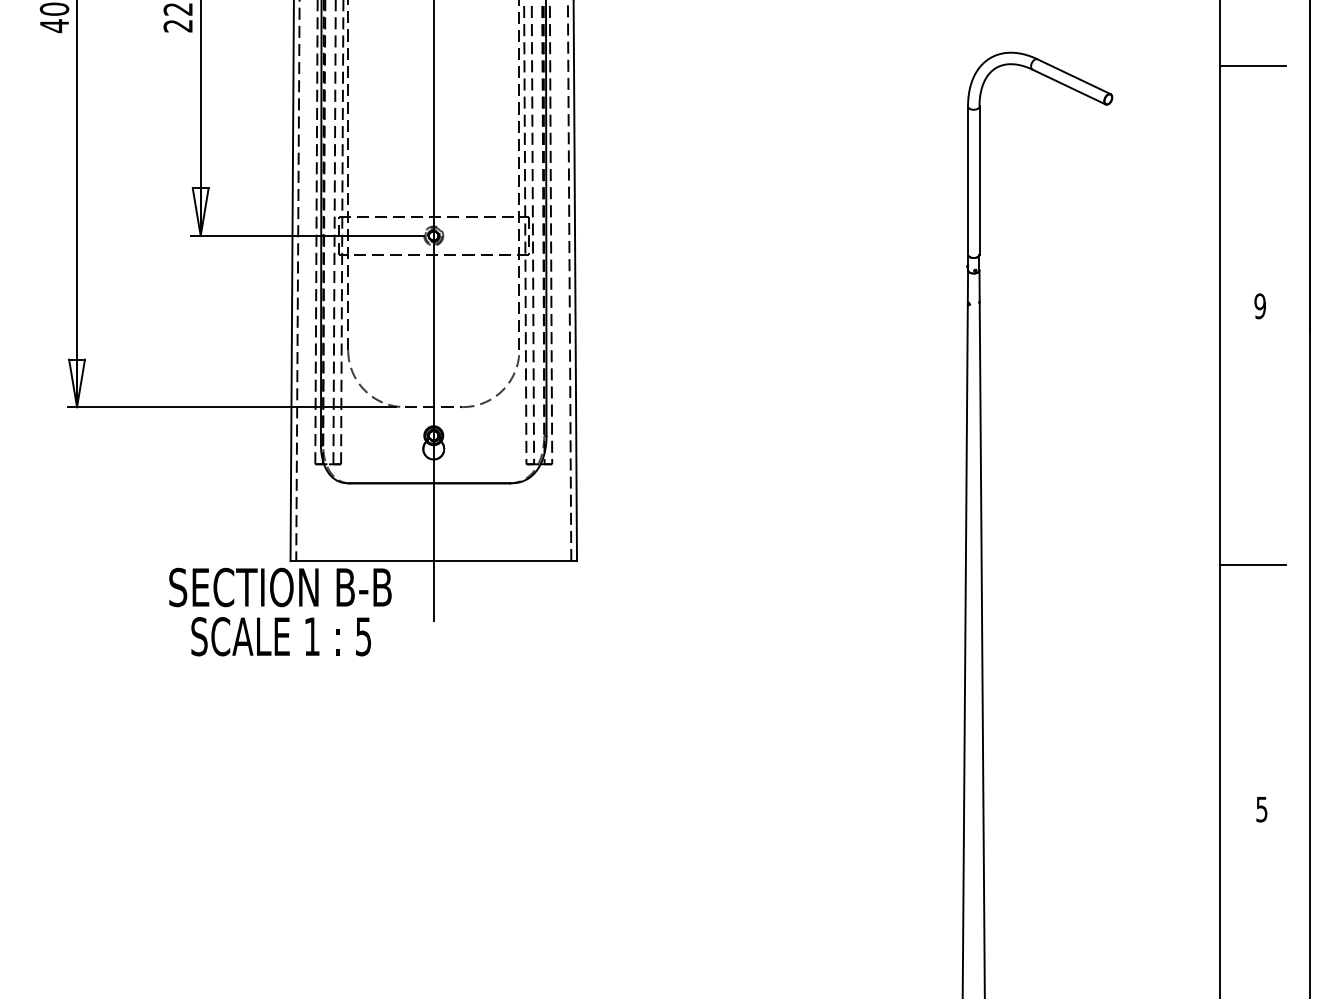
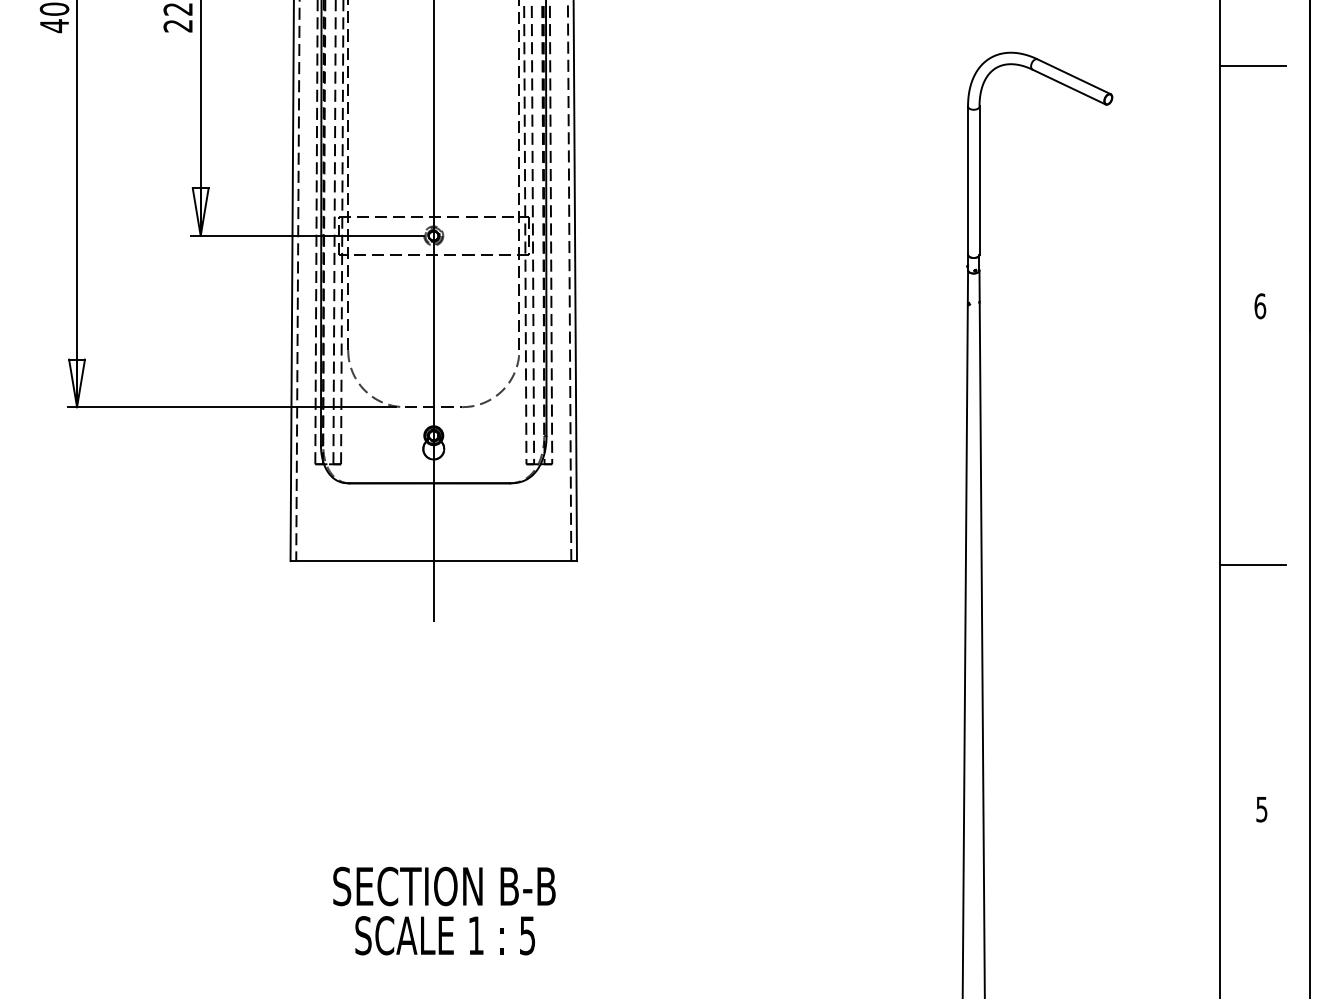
text: 9 -> 6 (1260, 306)
text position: (280, 611) -> (444, 910) (444, 910)
